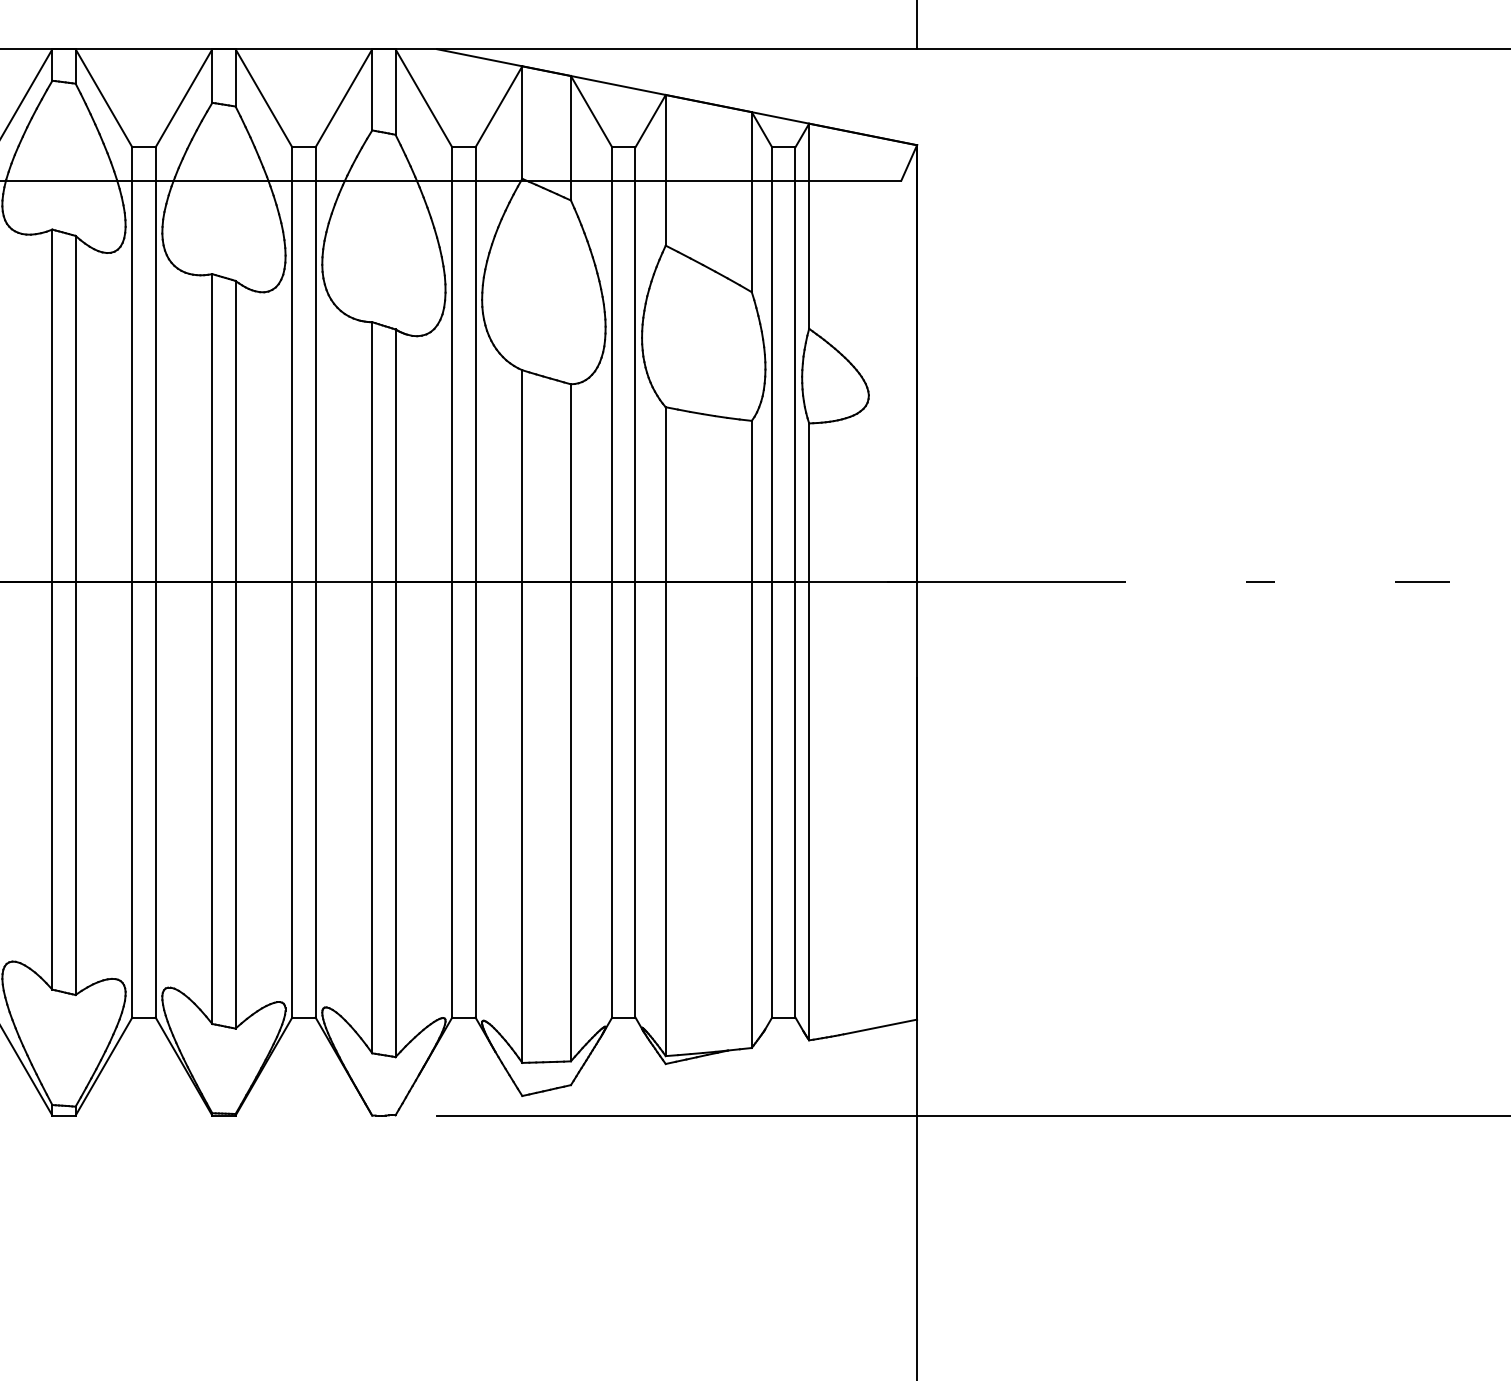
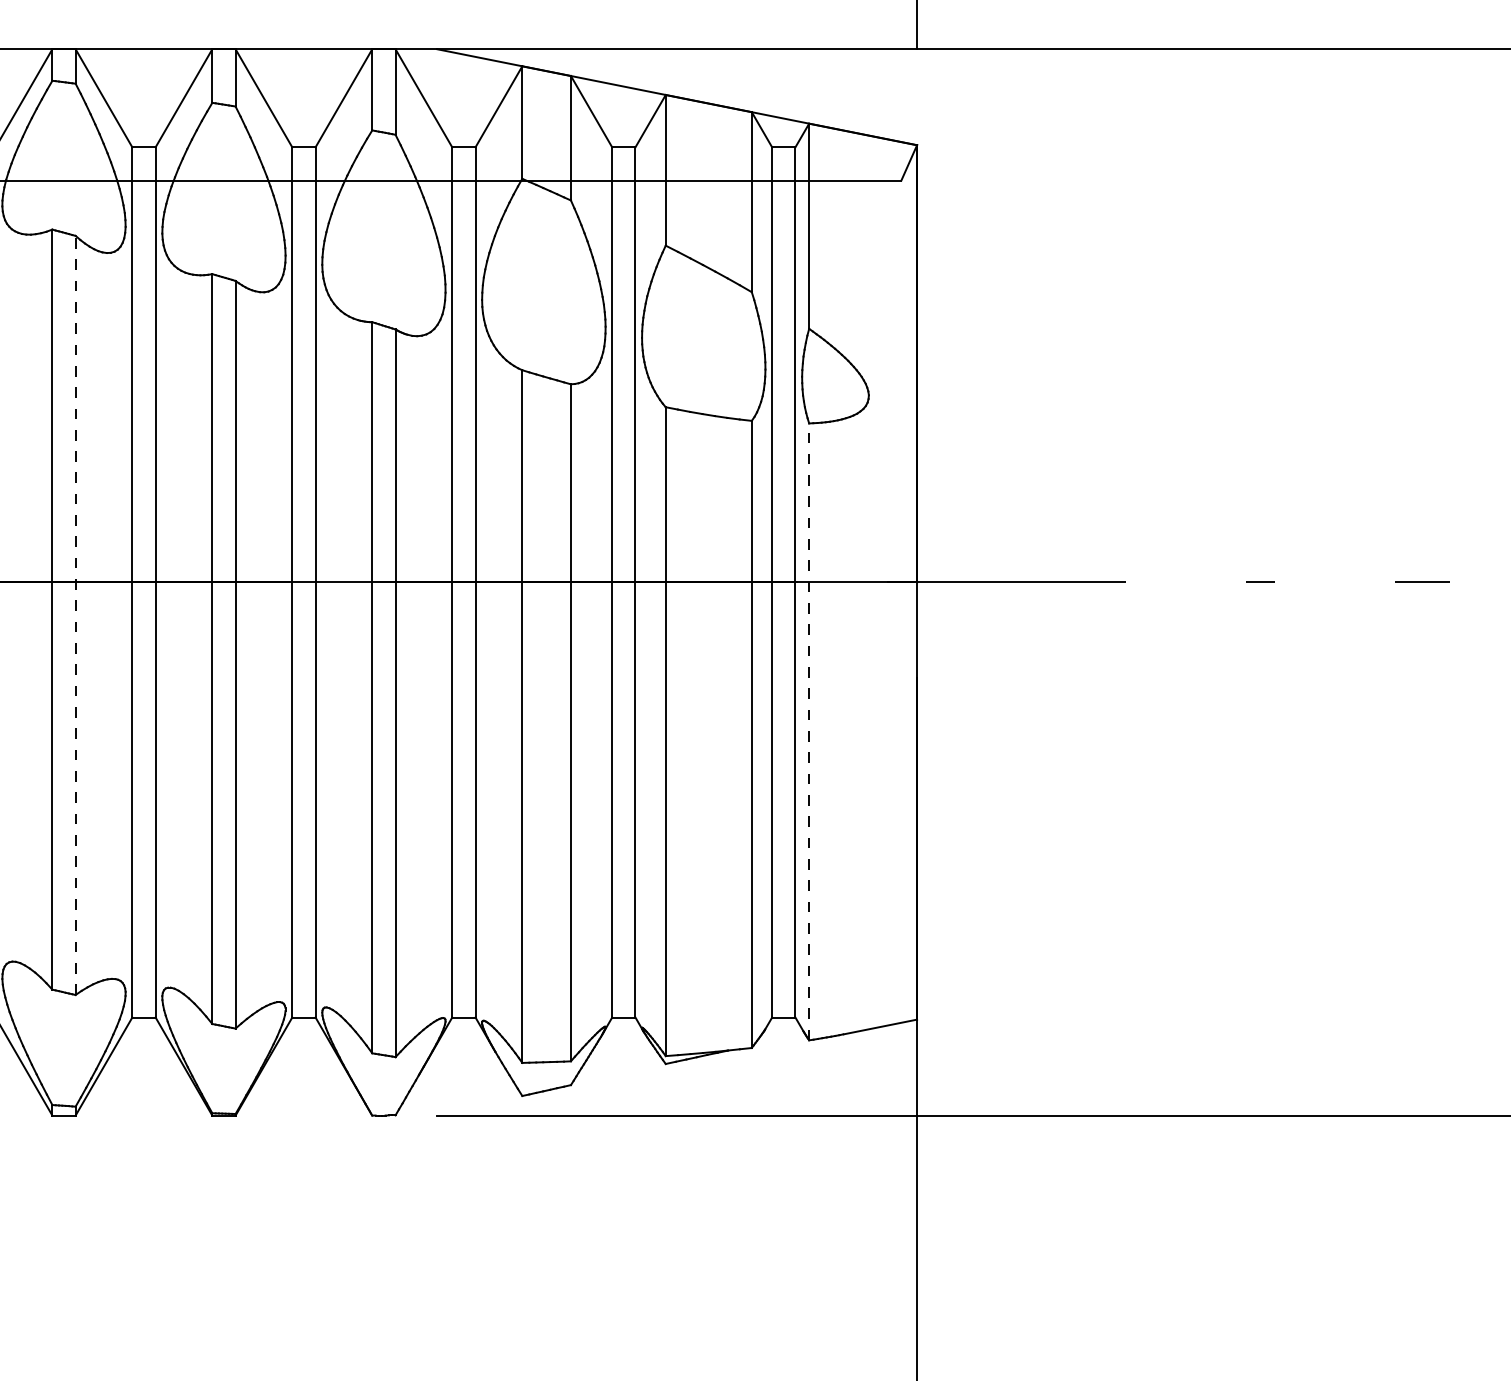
line: solid -> dashed (75, 615)
line: solid -> dashed (809, 731)
